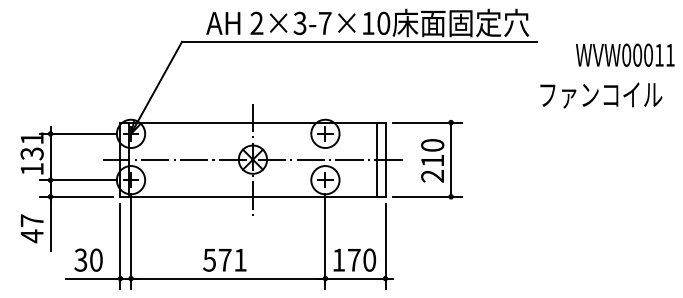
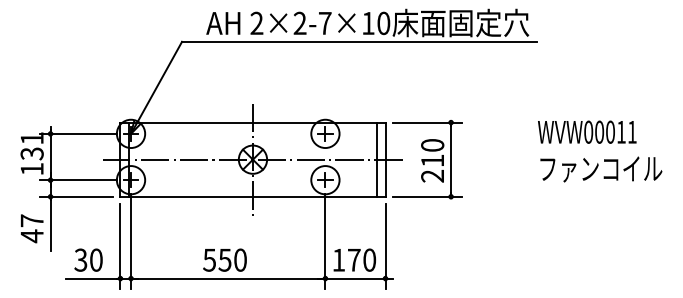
text: 2×3-7×10 -> 2×2-7×10 (299, 23)
text position: (625, 54) -> (587, 131) (587, 131)
text position: (601, 95) -> (601, 169) (601, 169)
text: 571 -> 550 (232, 259)
